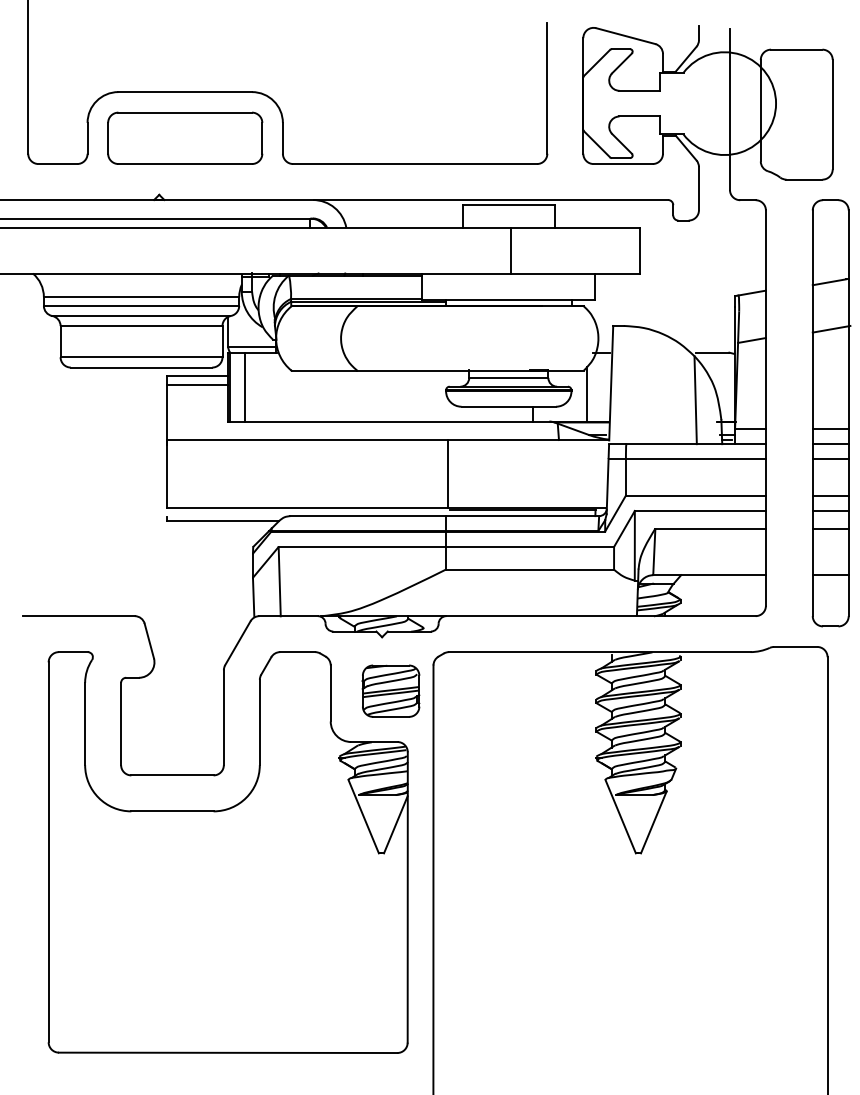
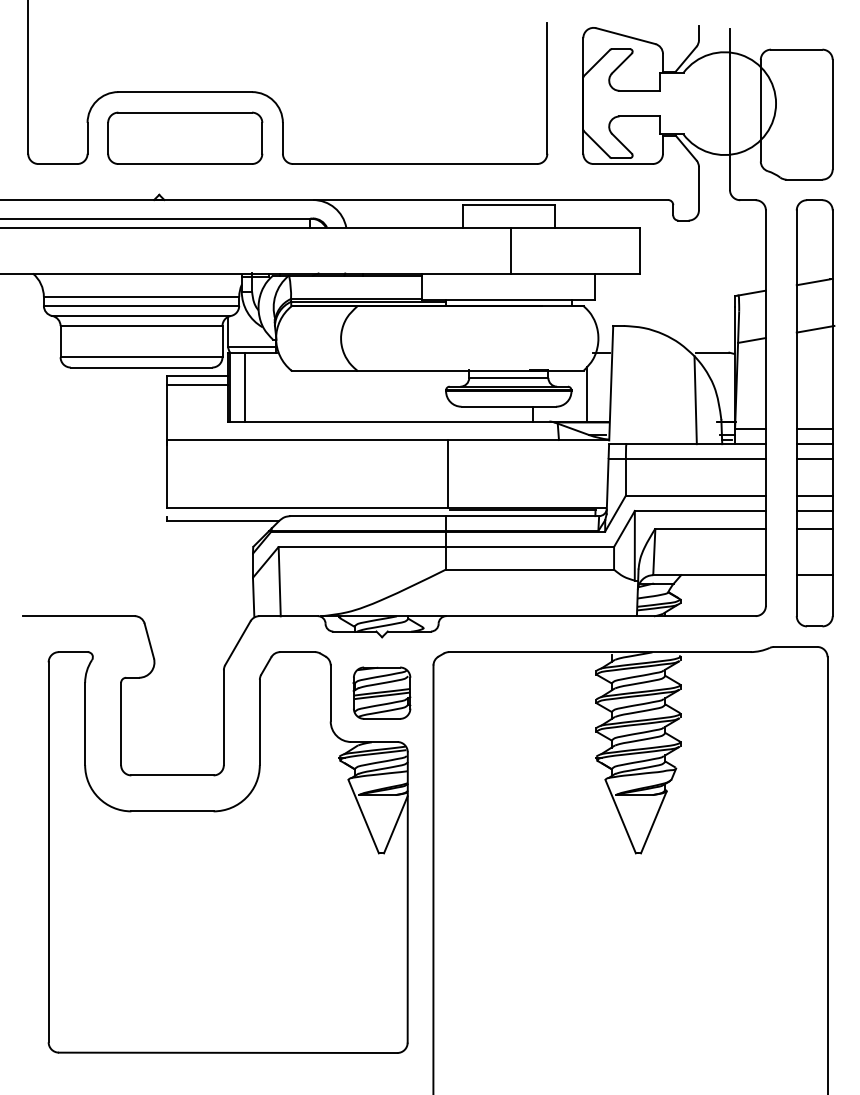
part position: (831, 413) -> (815, 413) (815, 413)
part position: (390, 690) -> (381, 692) (381, 692)
